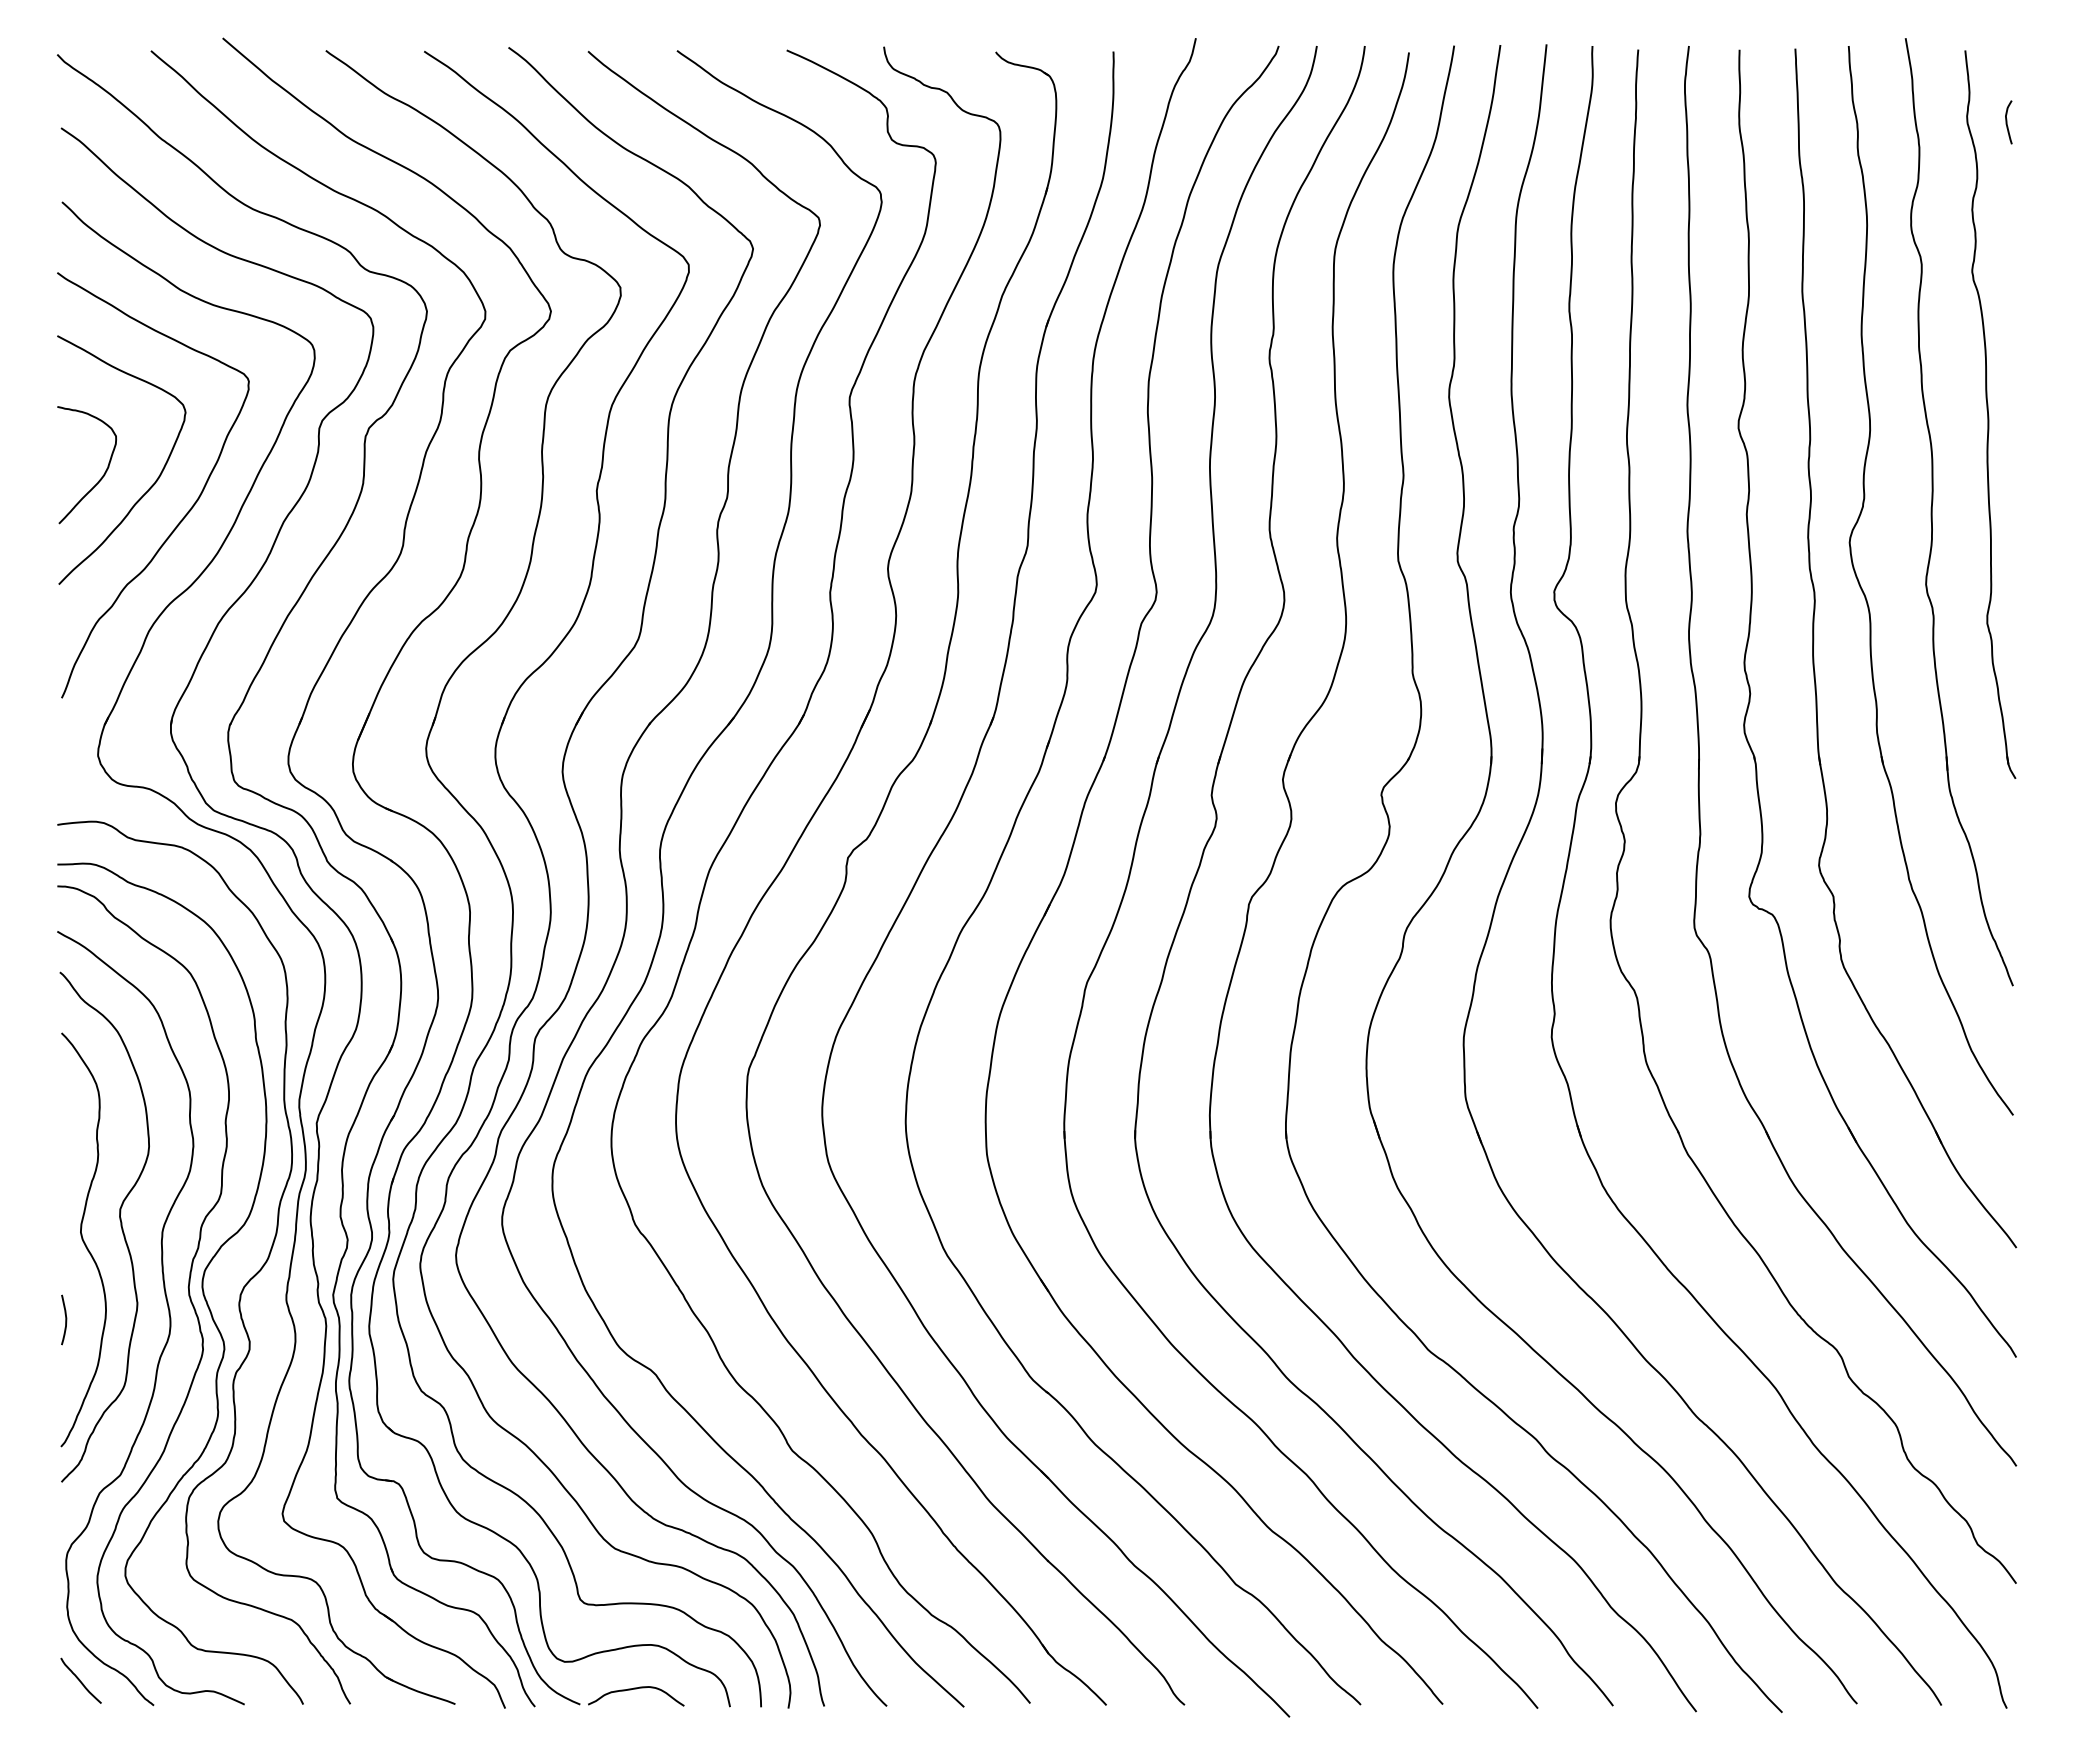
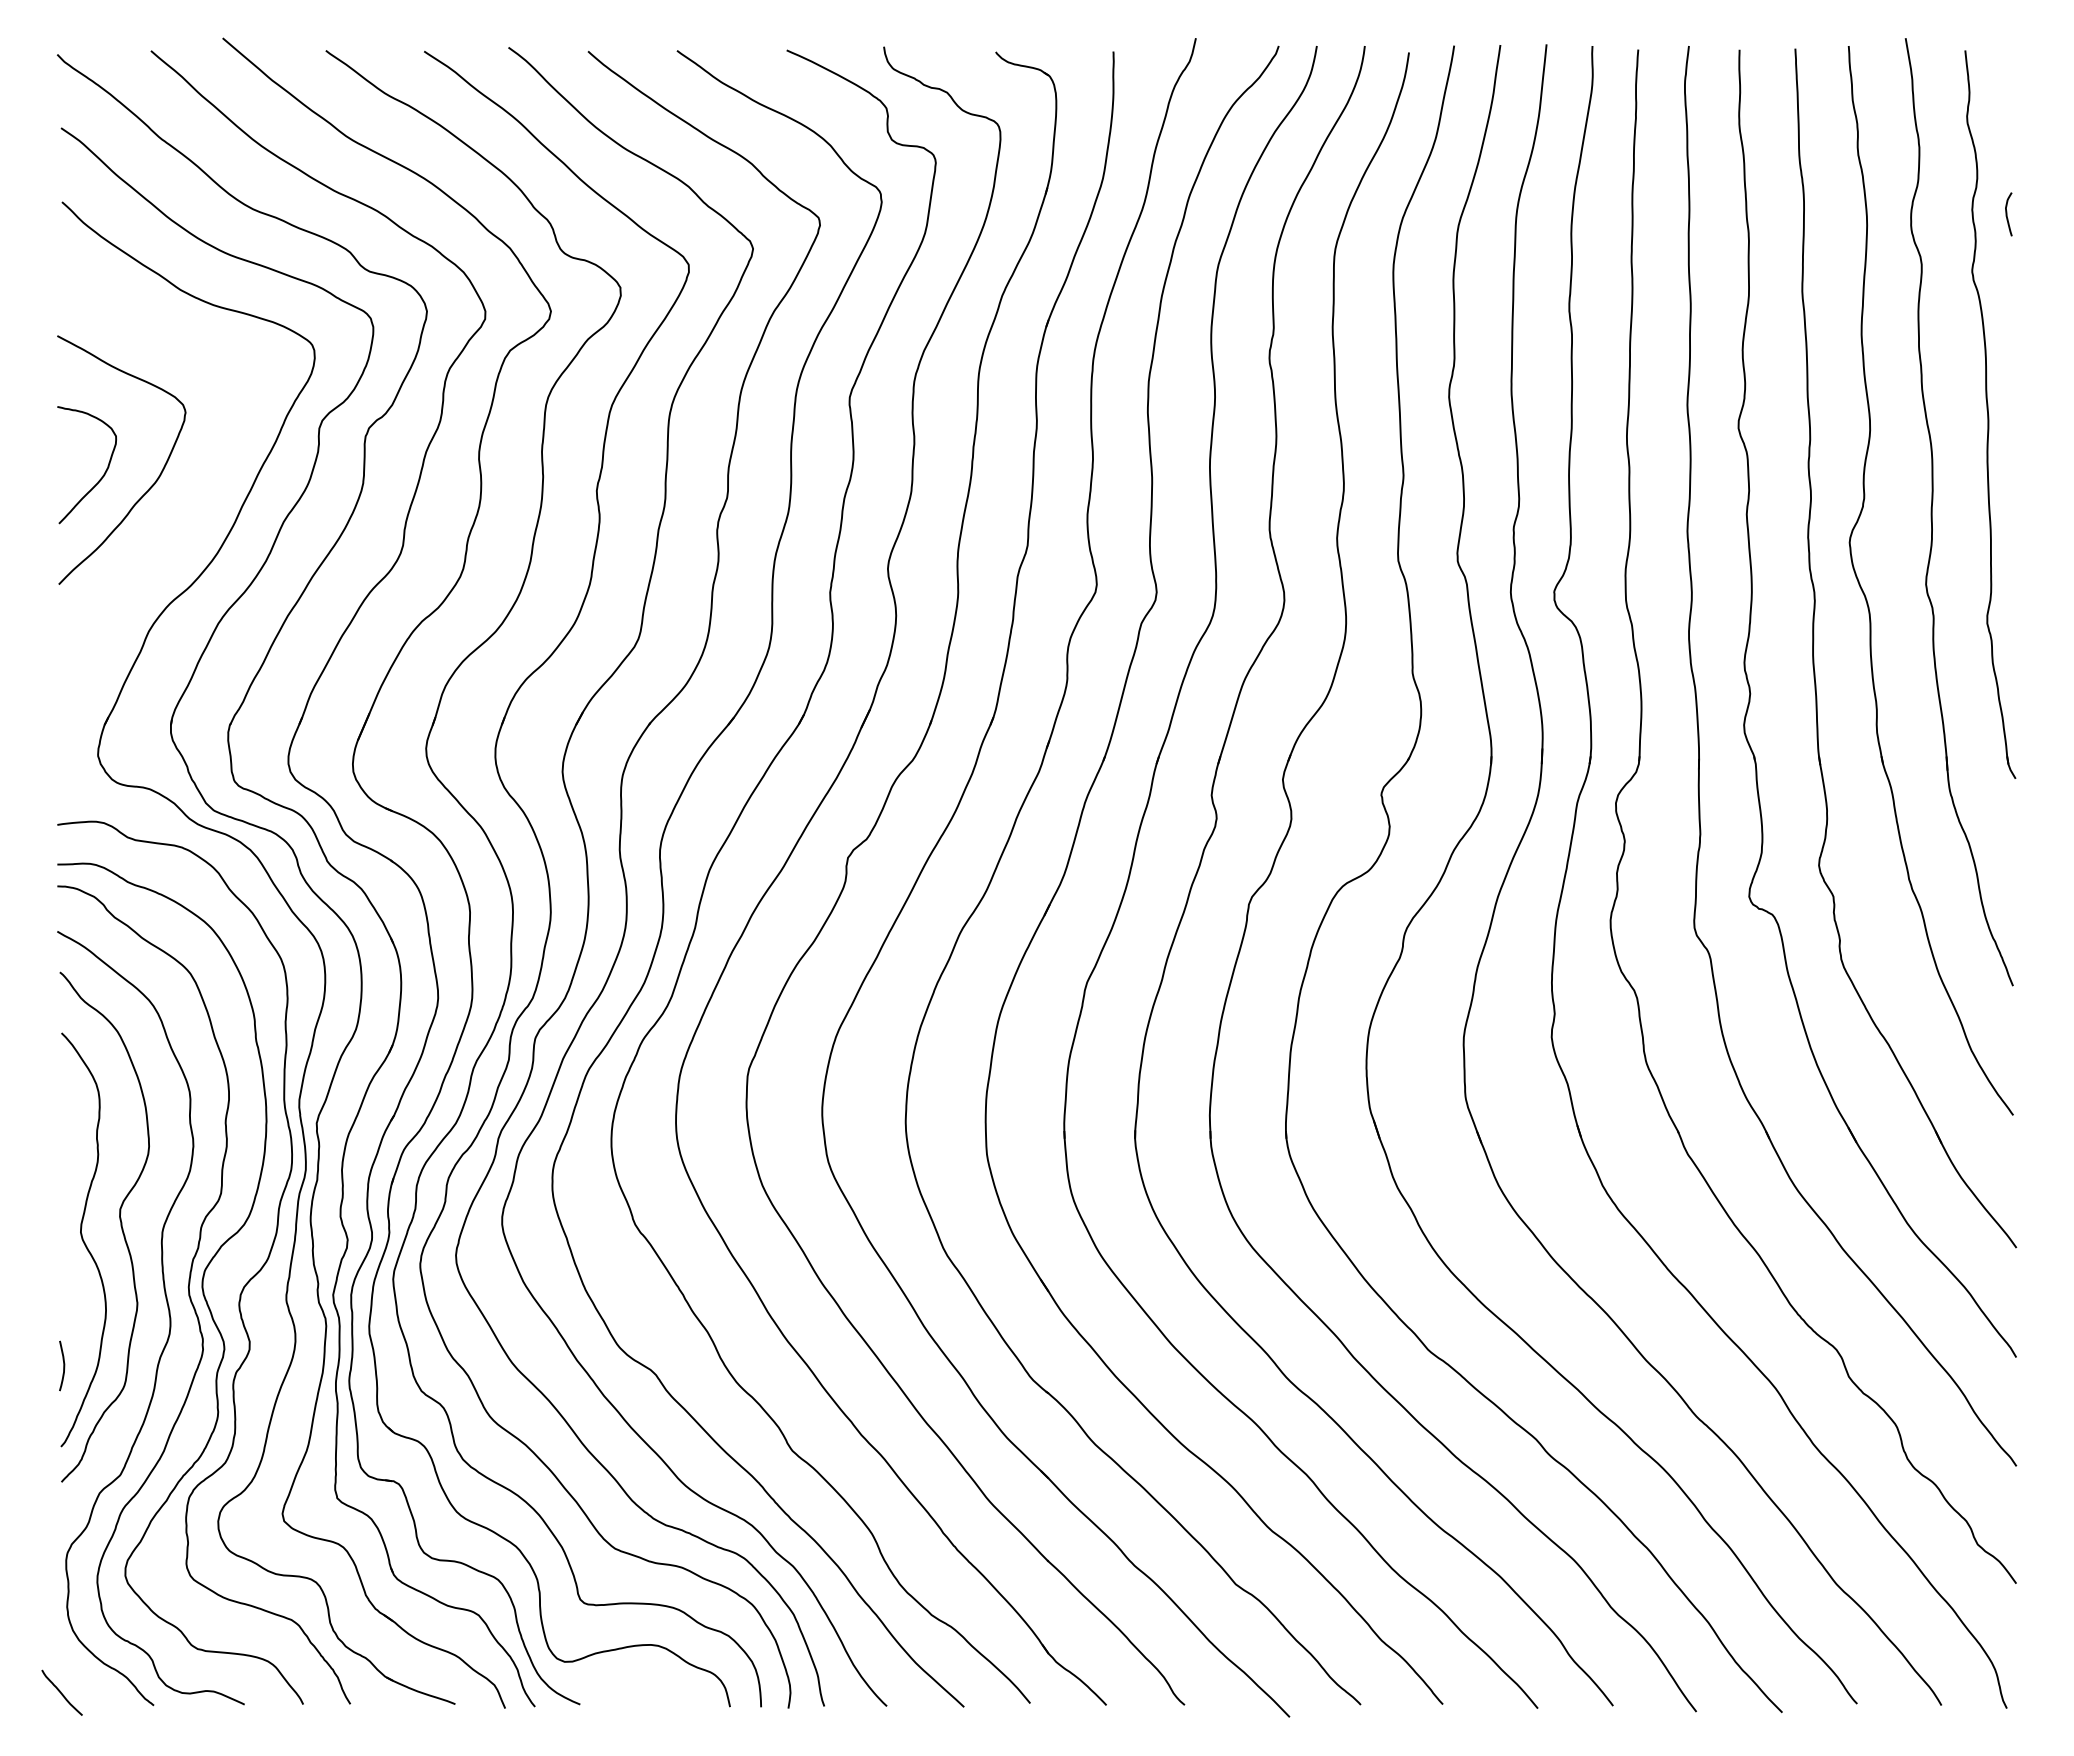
curve position: (2007, 122) -> (2007, 214) (2007, 214)
curve: present -> none (187, 511)
curve position: (65, 1319) -> (63, 1365) (63, 1365)
curve position: (80, 1680) -> (61, 1692) (61, 1692)
curve: present -> none (636, 1689)
